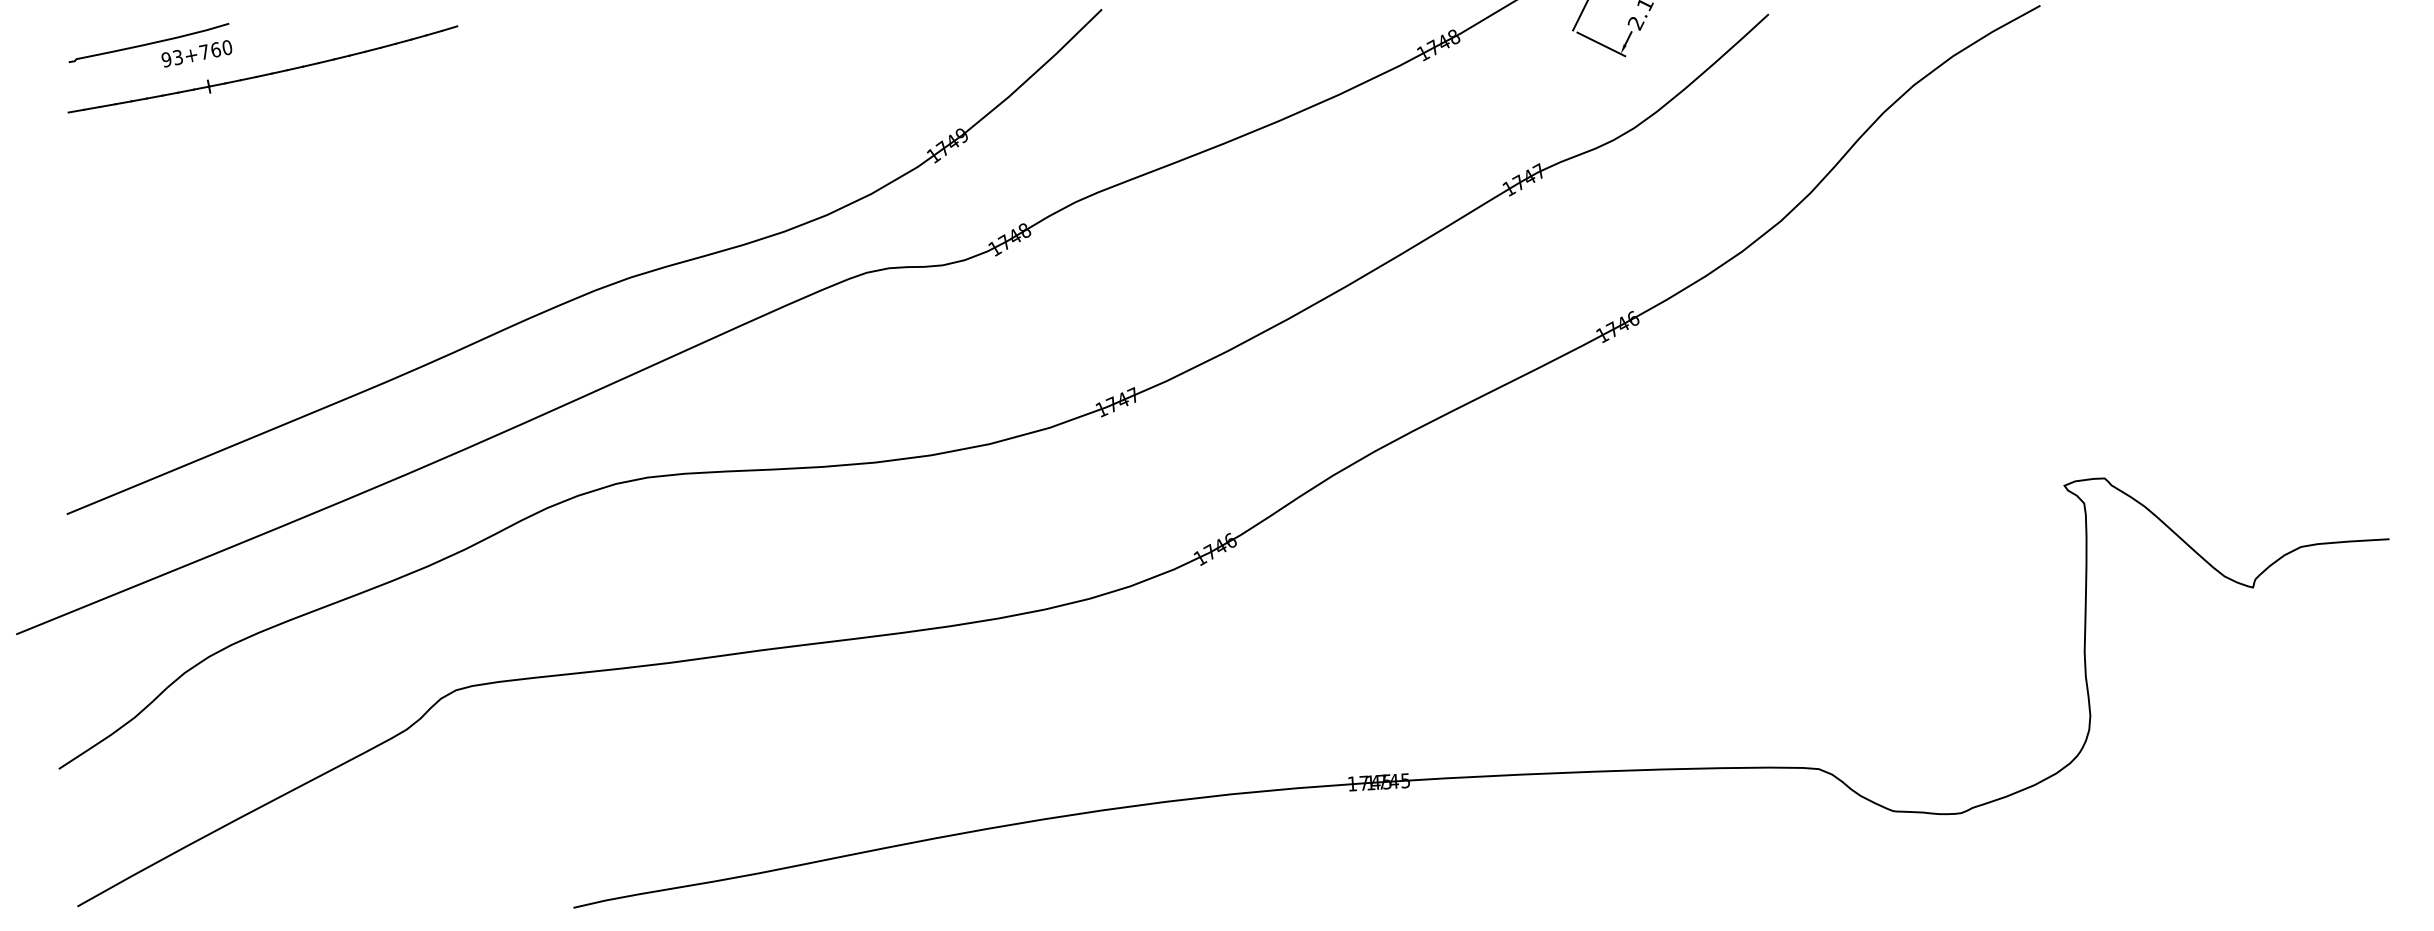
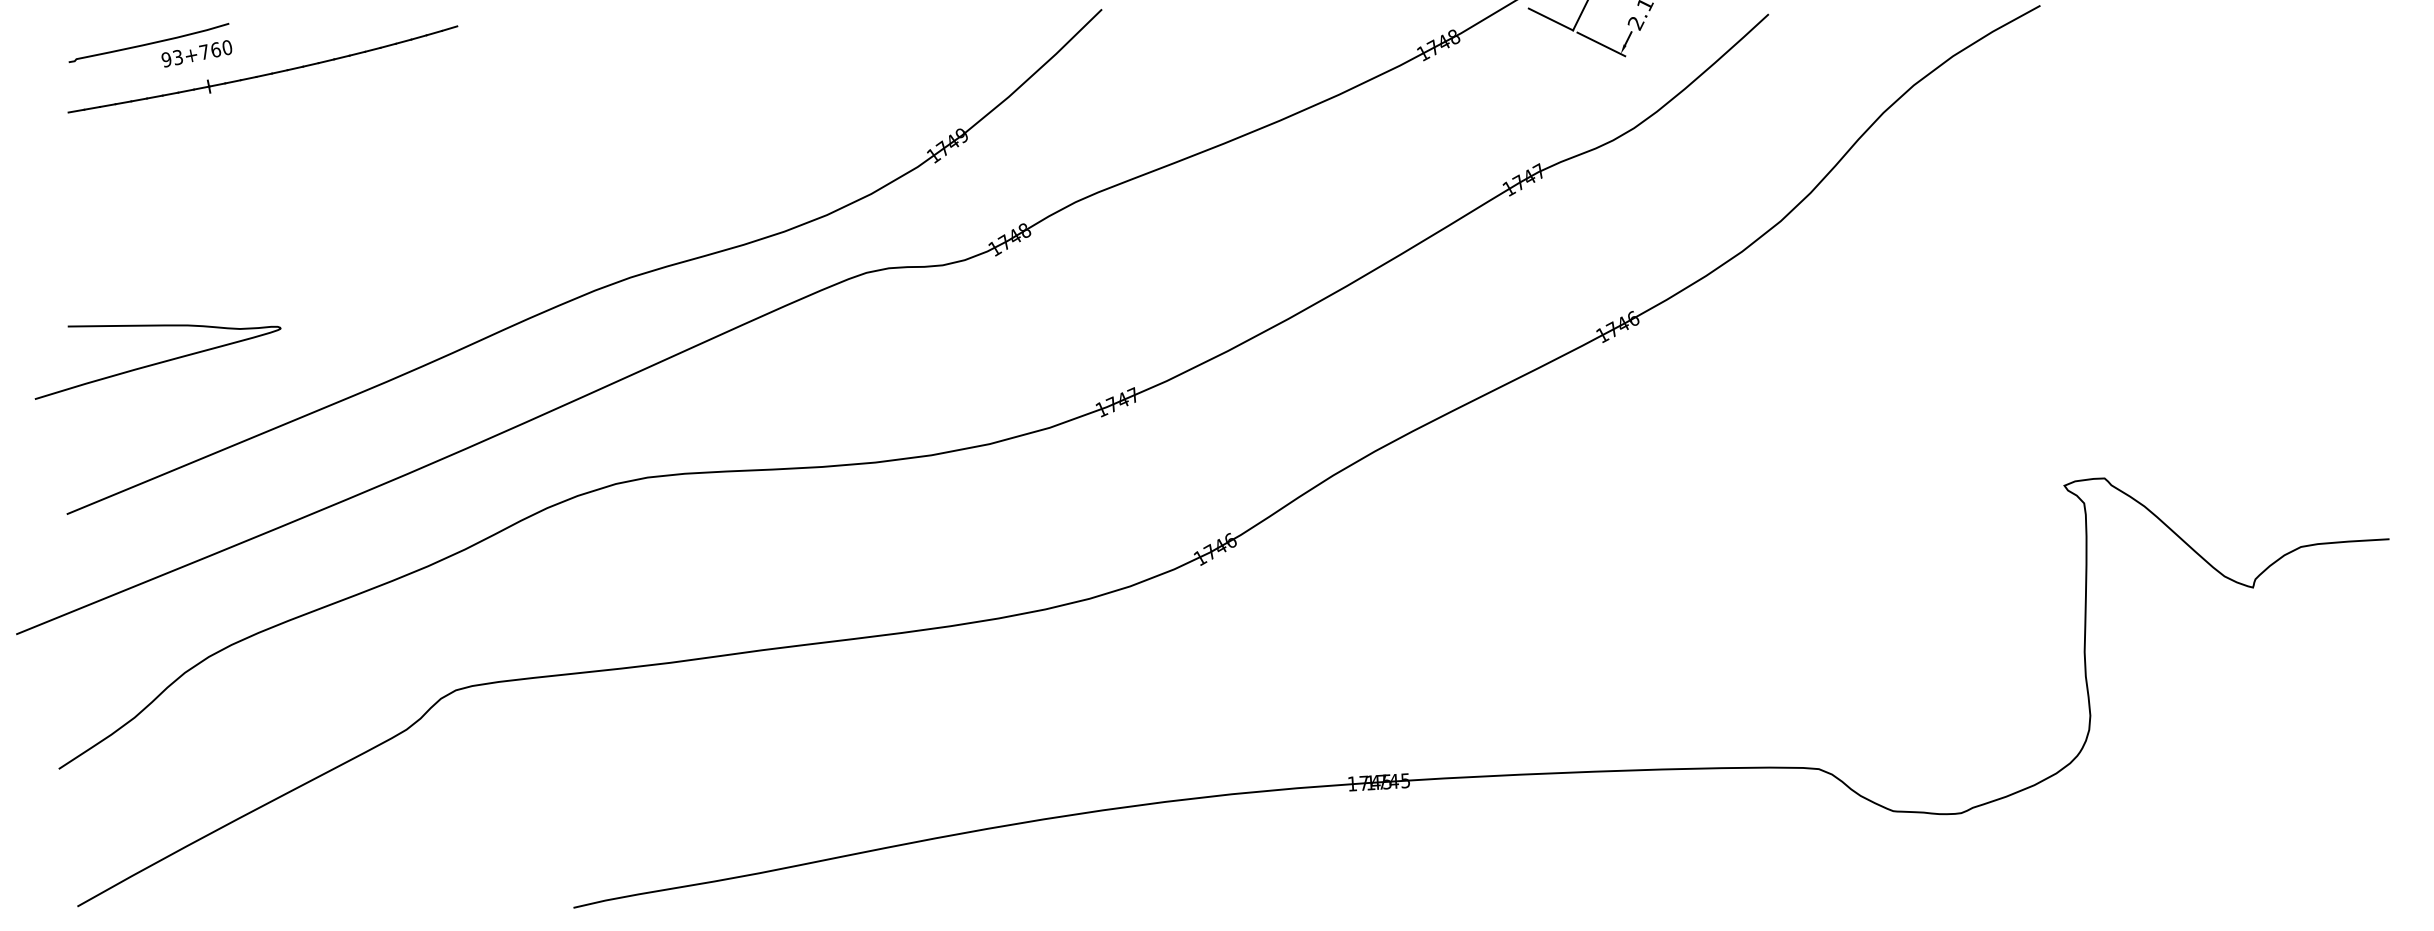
line: none -> present (1550, 19)
curve: none -> present (157, 362)
